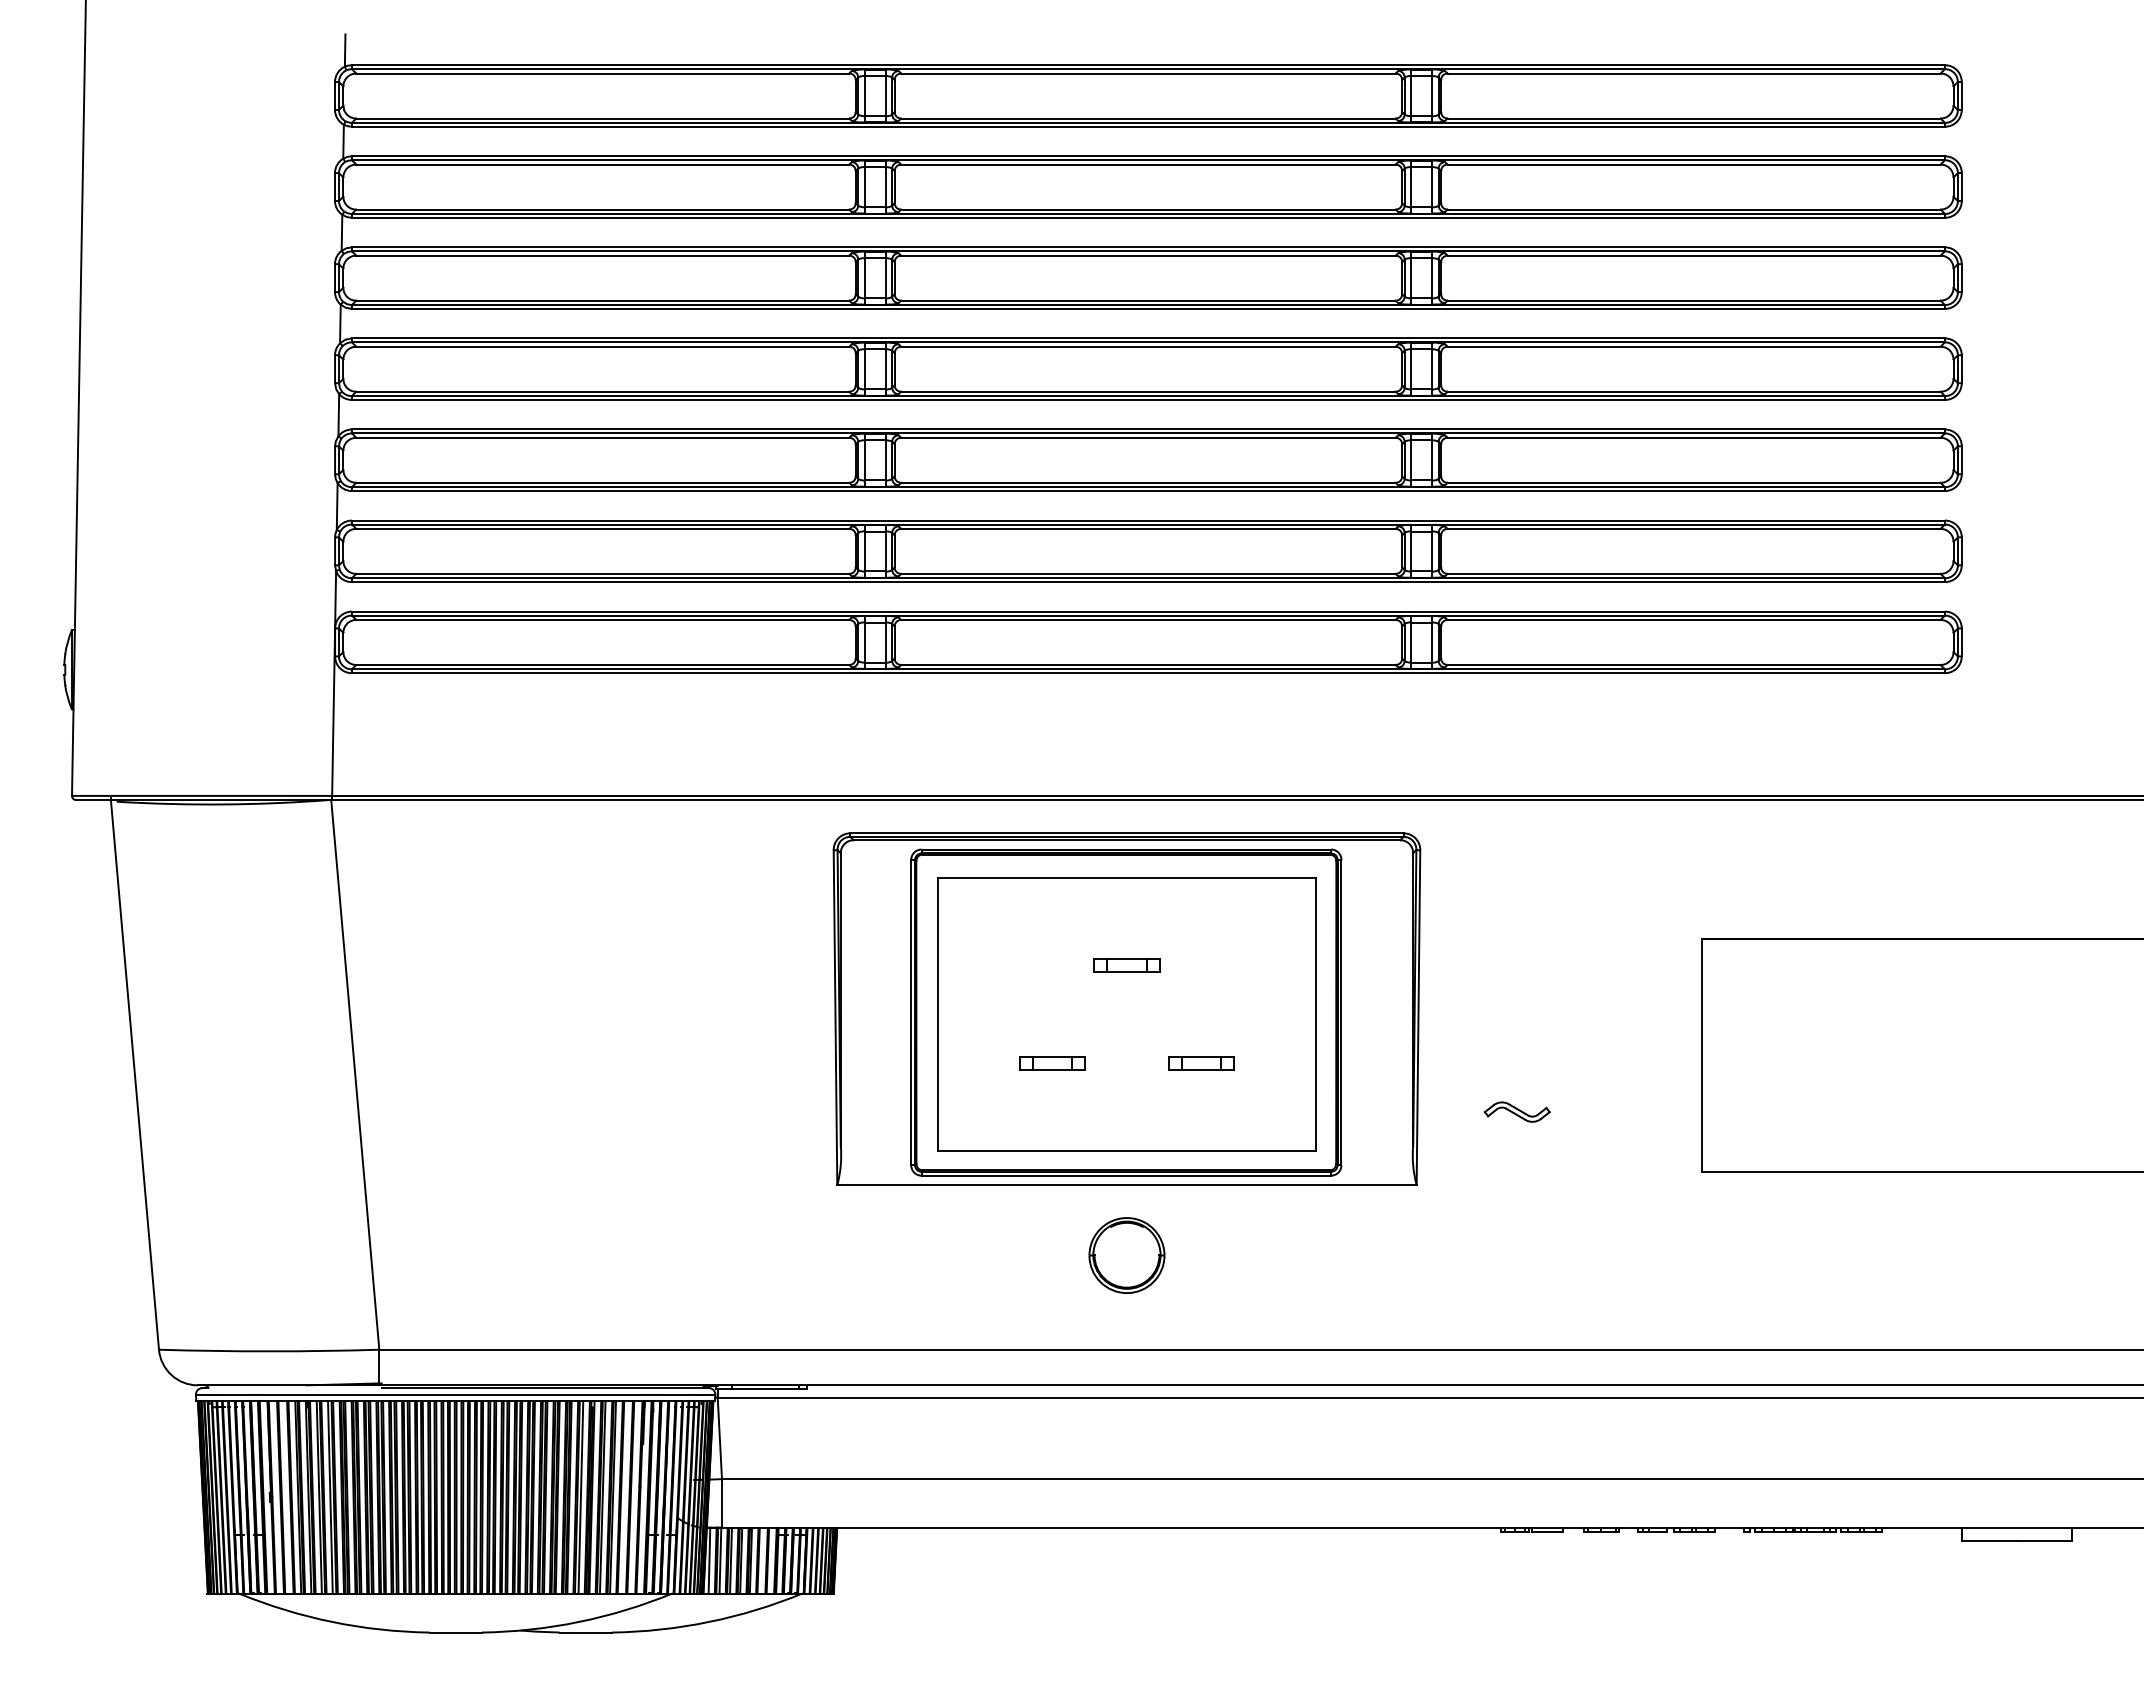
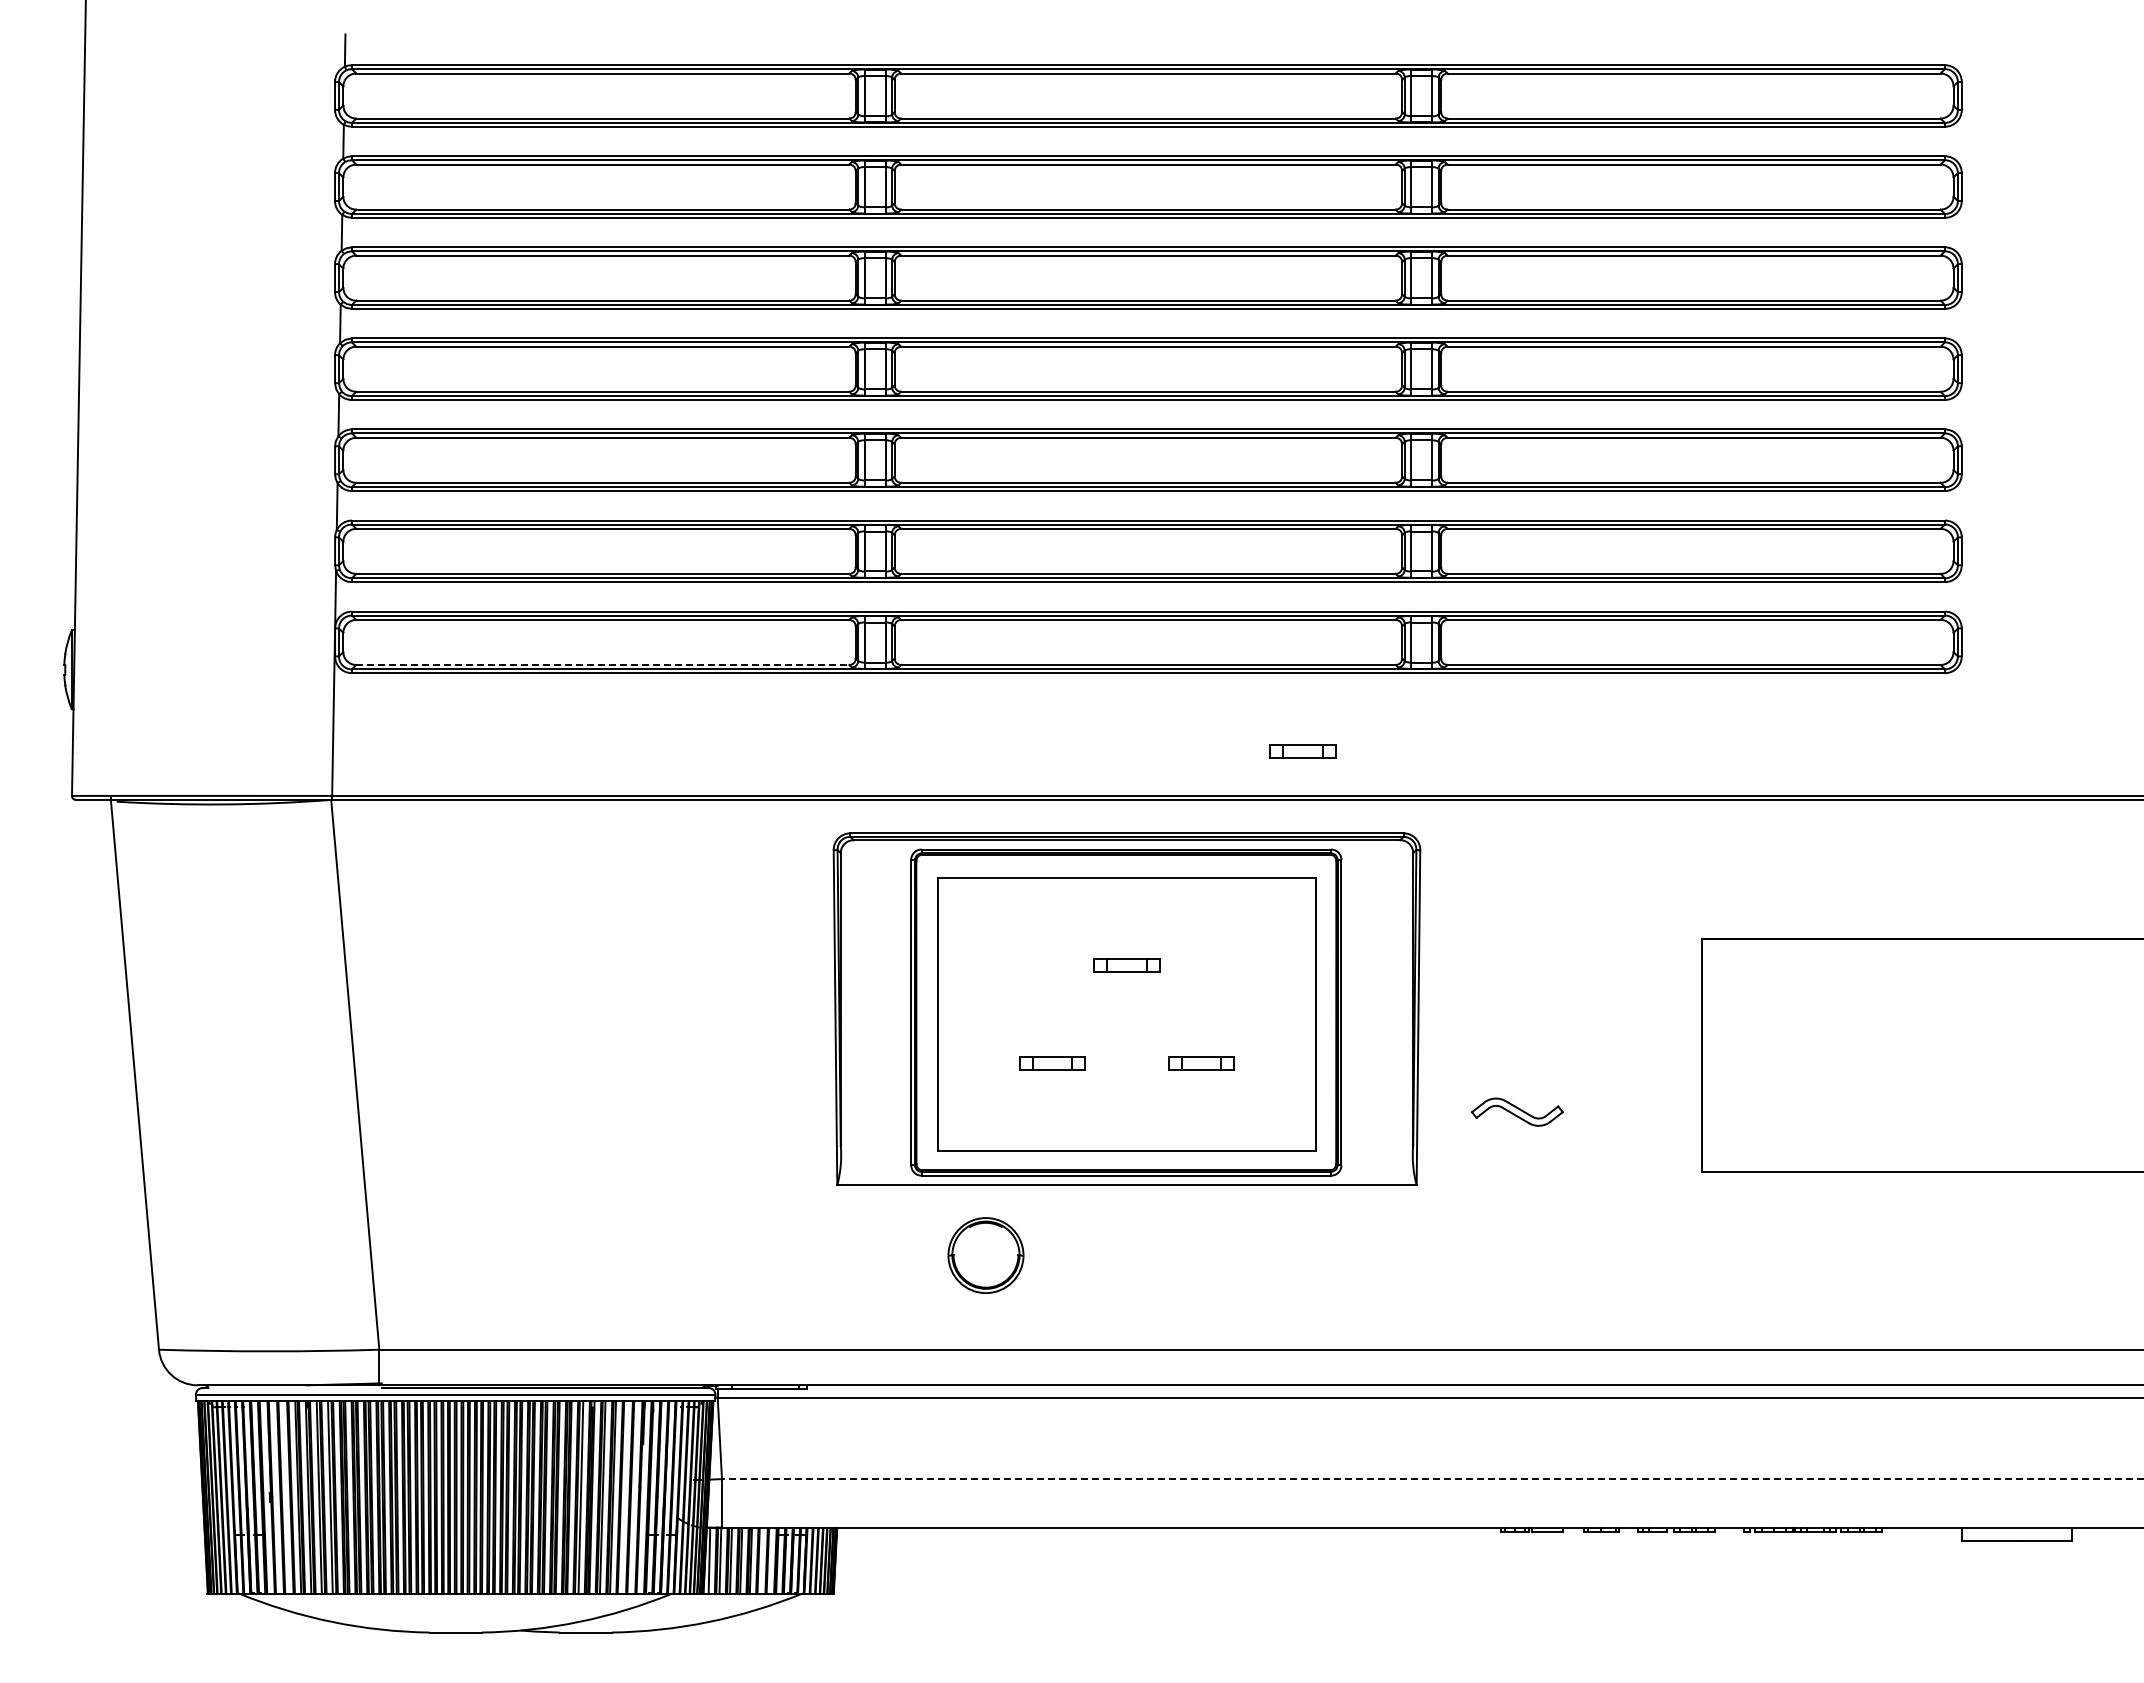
line: solid -> dashed (602, 664)
part: none -> present (1302, 751)
part size: 68x22 px -> 93x30 px (1517, 1111)
part position: (1126, 1255) -> (985, 1255) (985, 1255)
line: solid -> dashed (1431, 1479)
